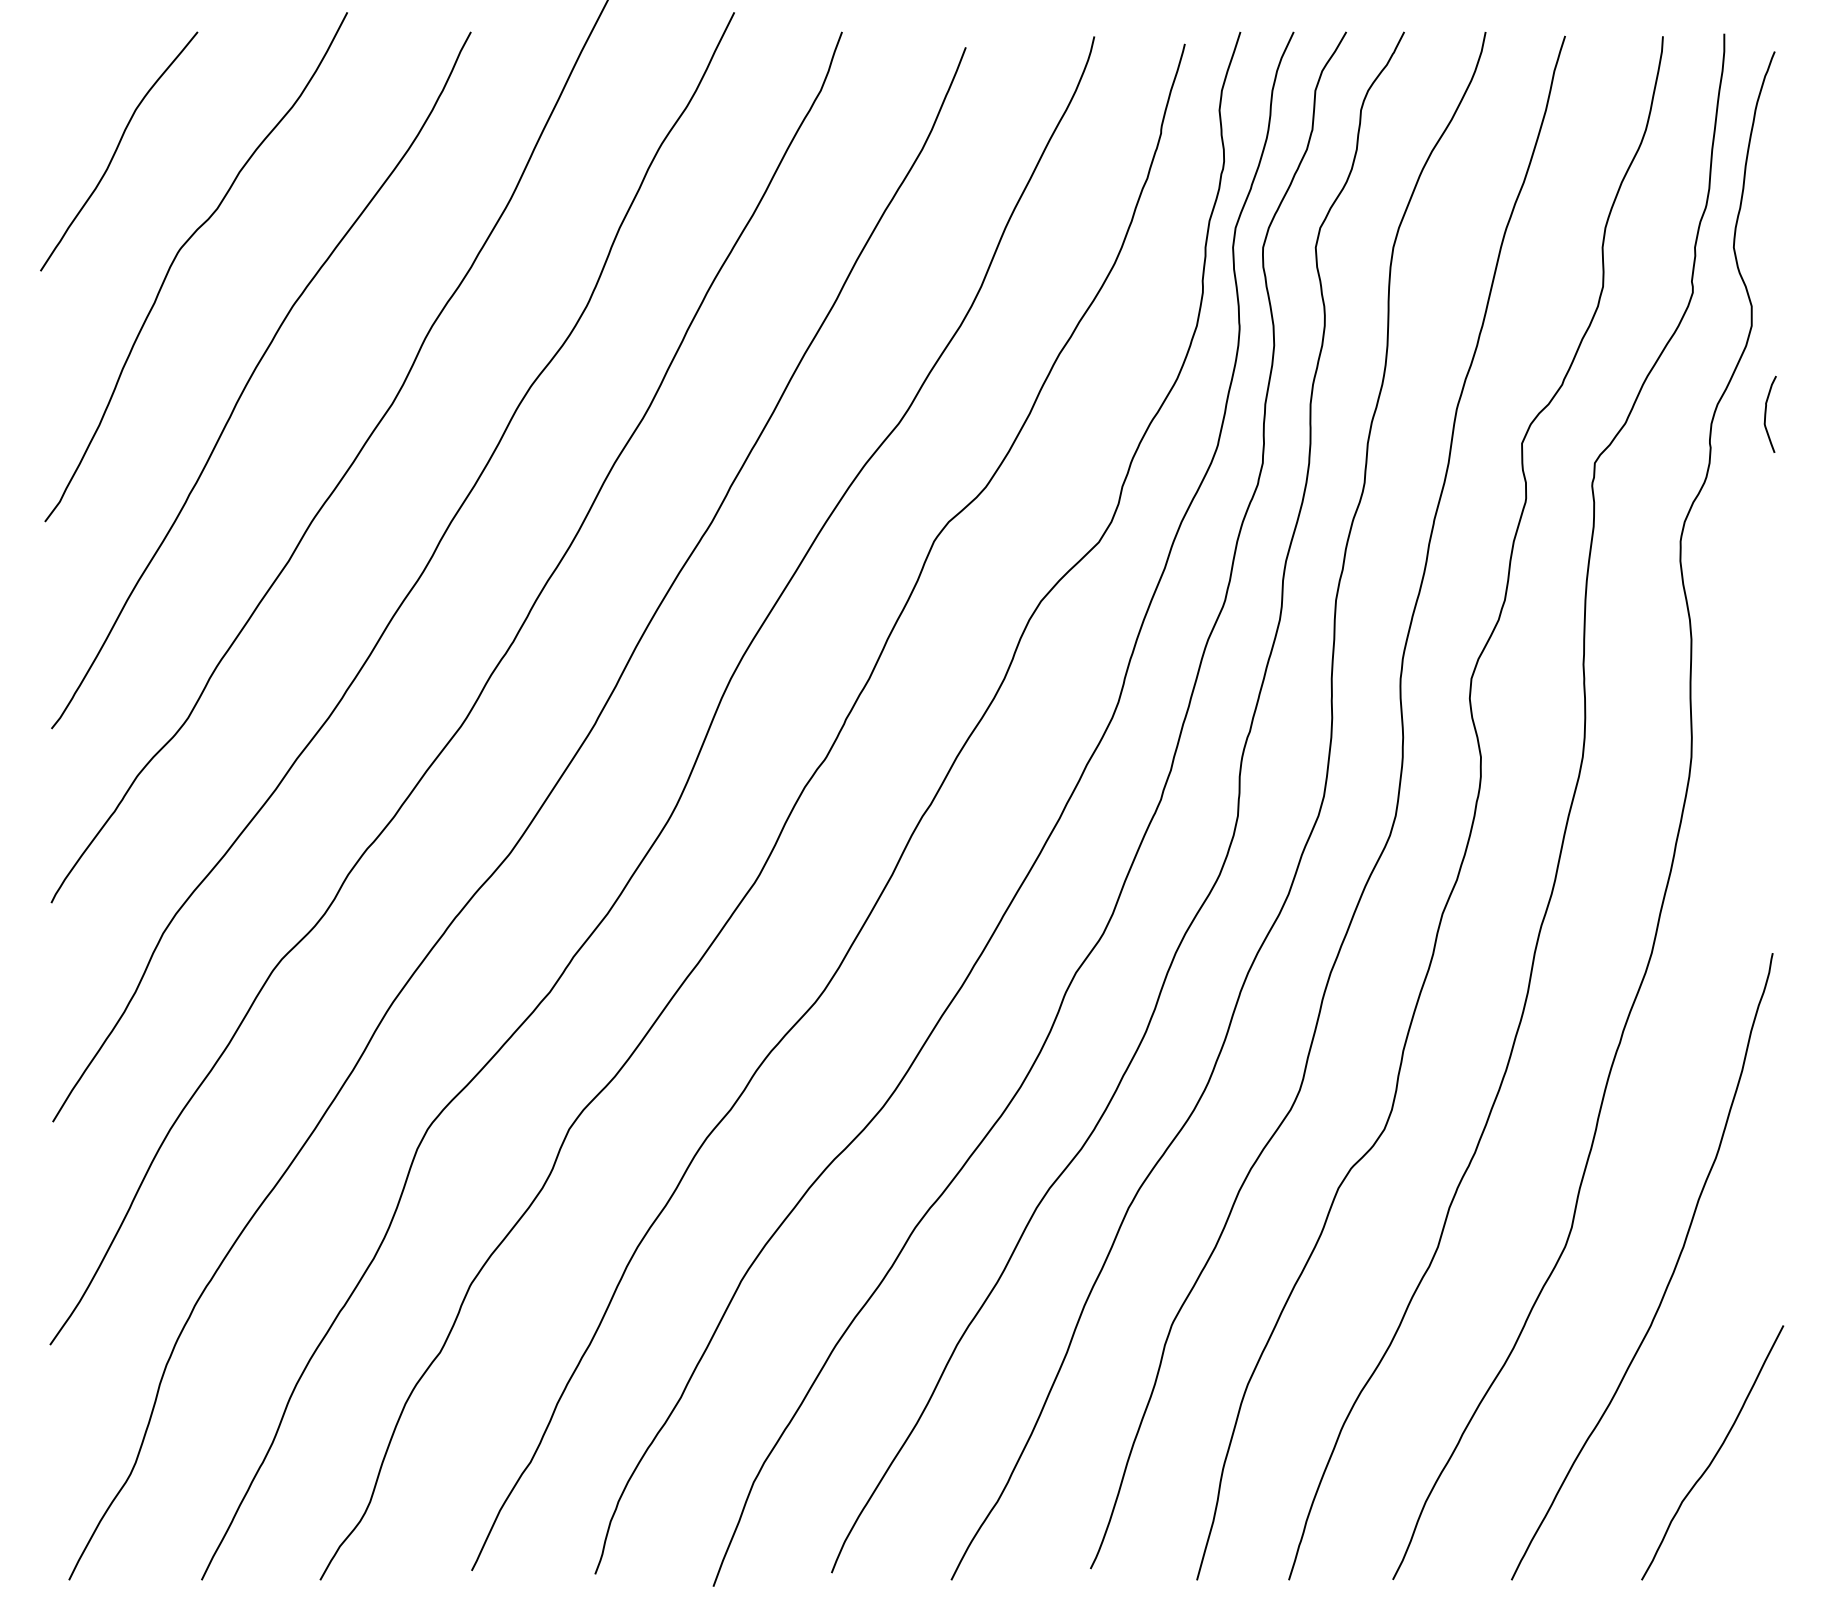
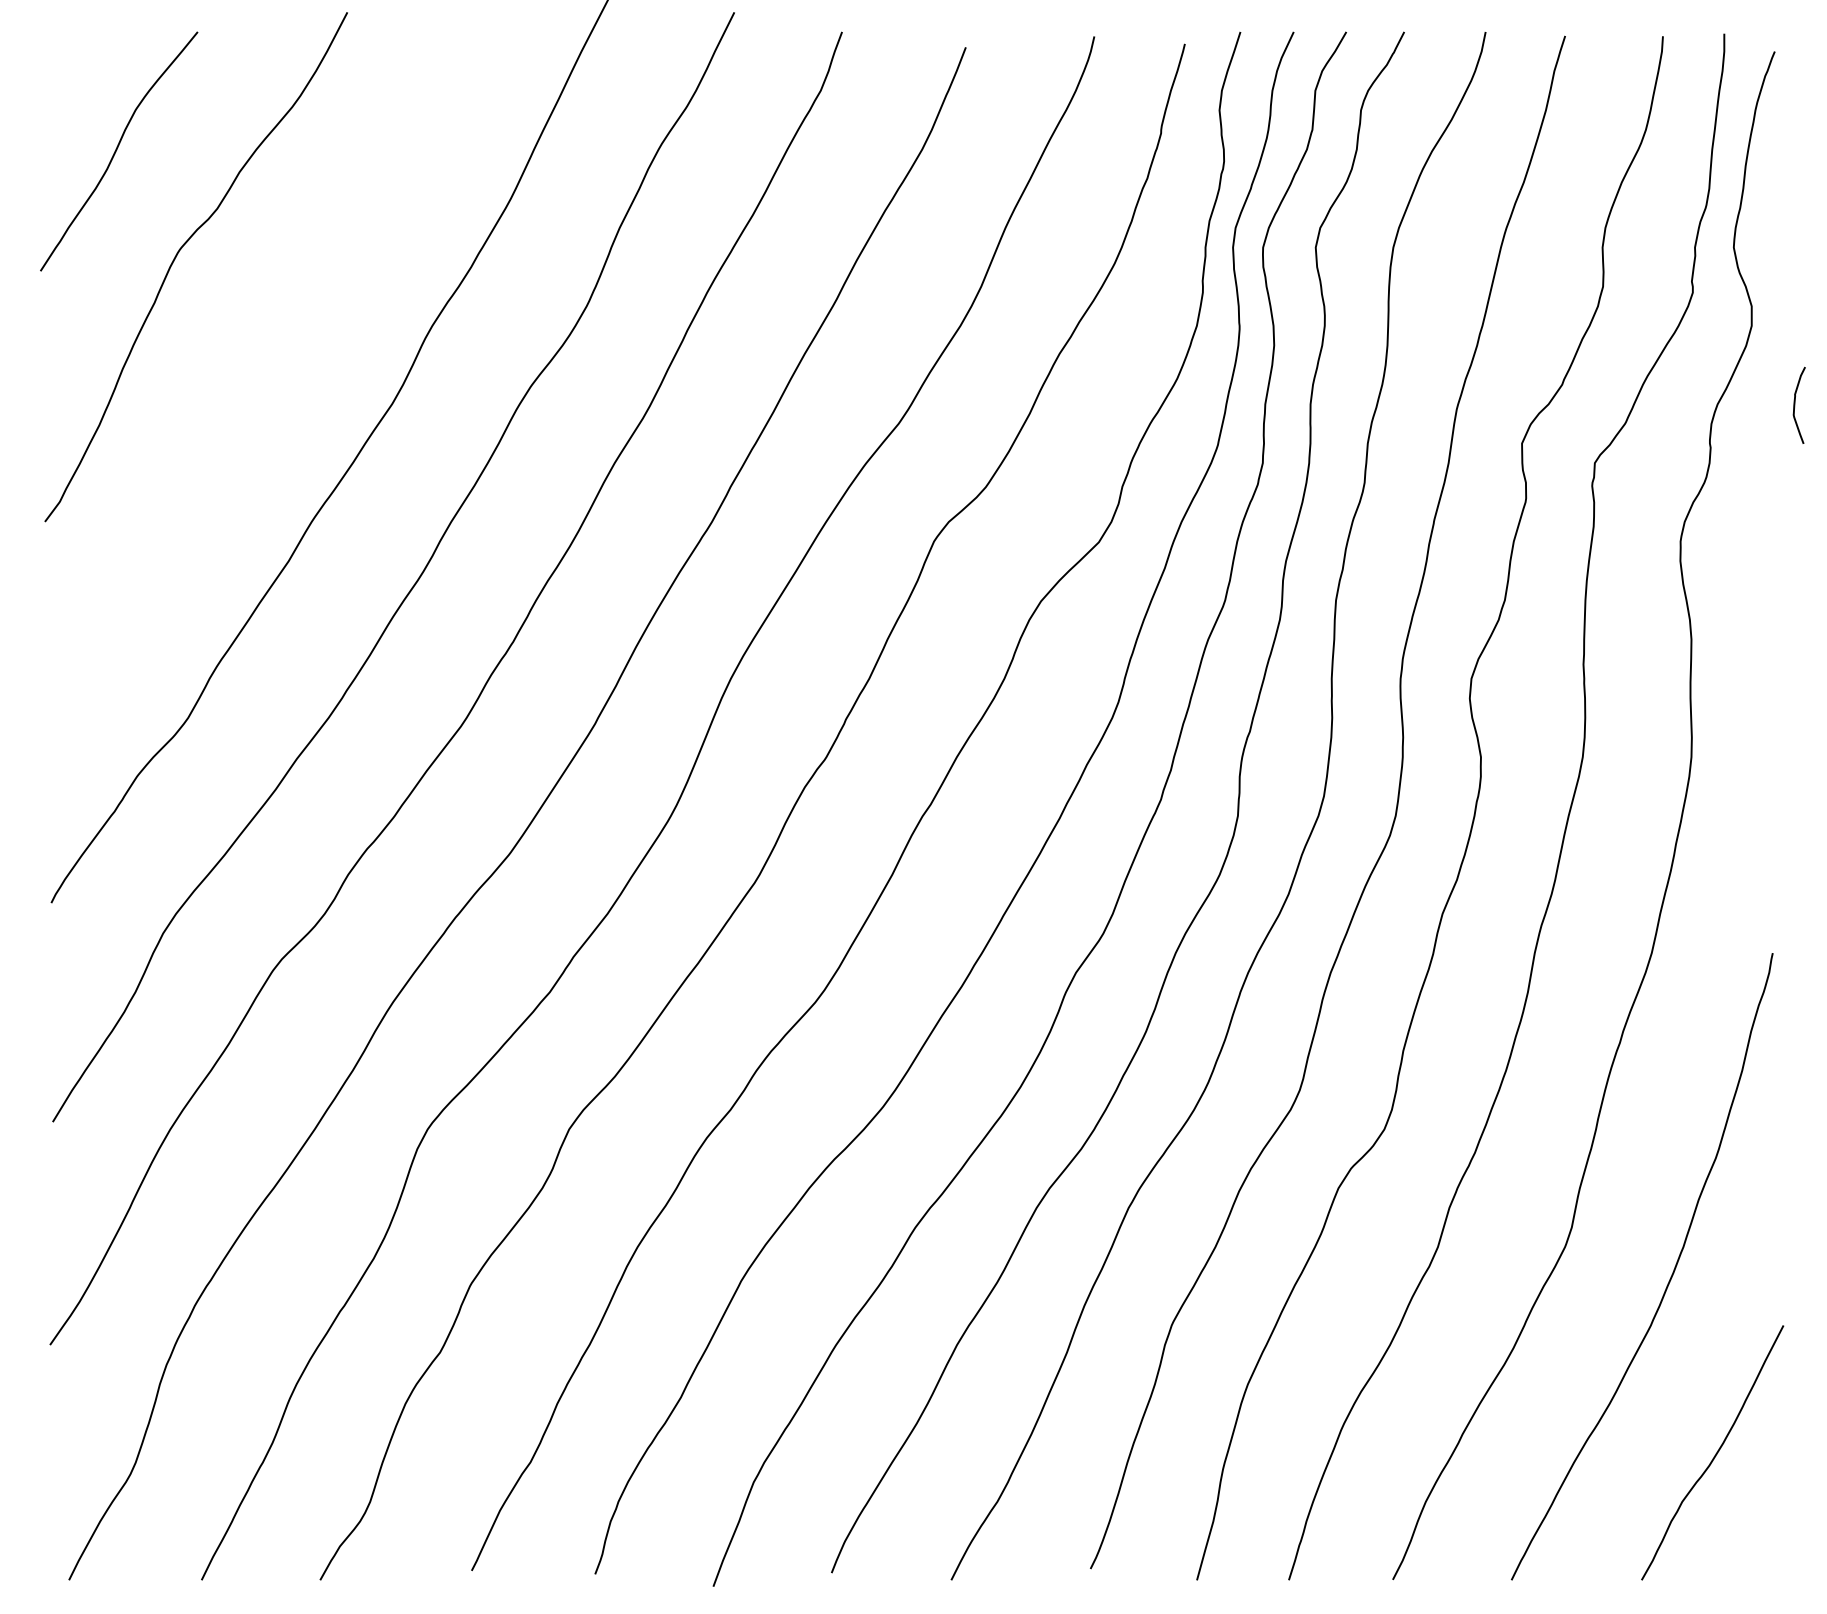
curve: present -> none (252, 376)
curve position: (1766, 413) -> (1795, 404) (1795, 404)
